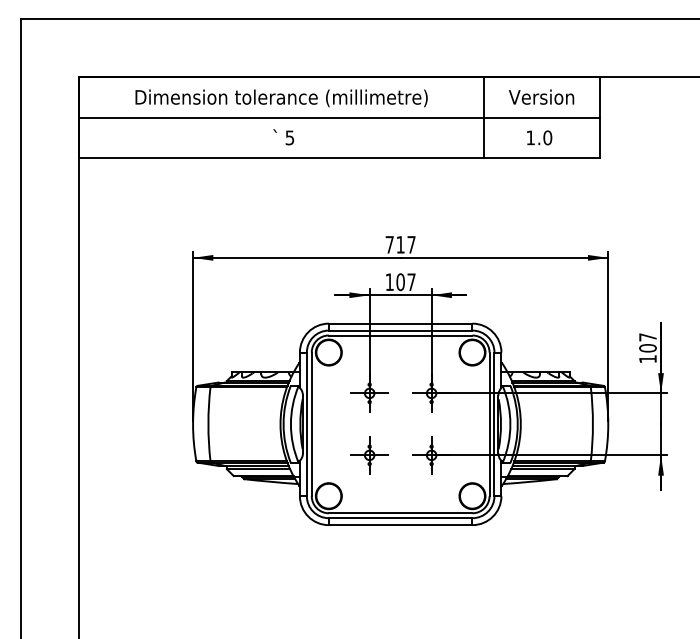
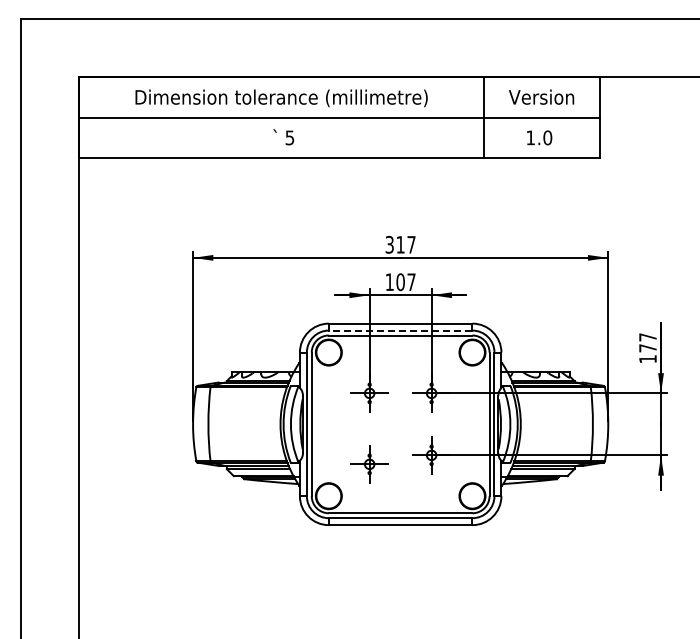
text: 717 -> 317 (389, 244)
line: solid -> dashed (400, 330)
text: 107 -> 177 (647, 348)
part position: (369, 455) -> (369, 464) (369, 464)
